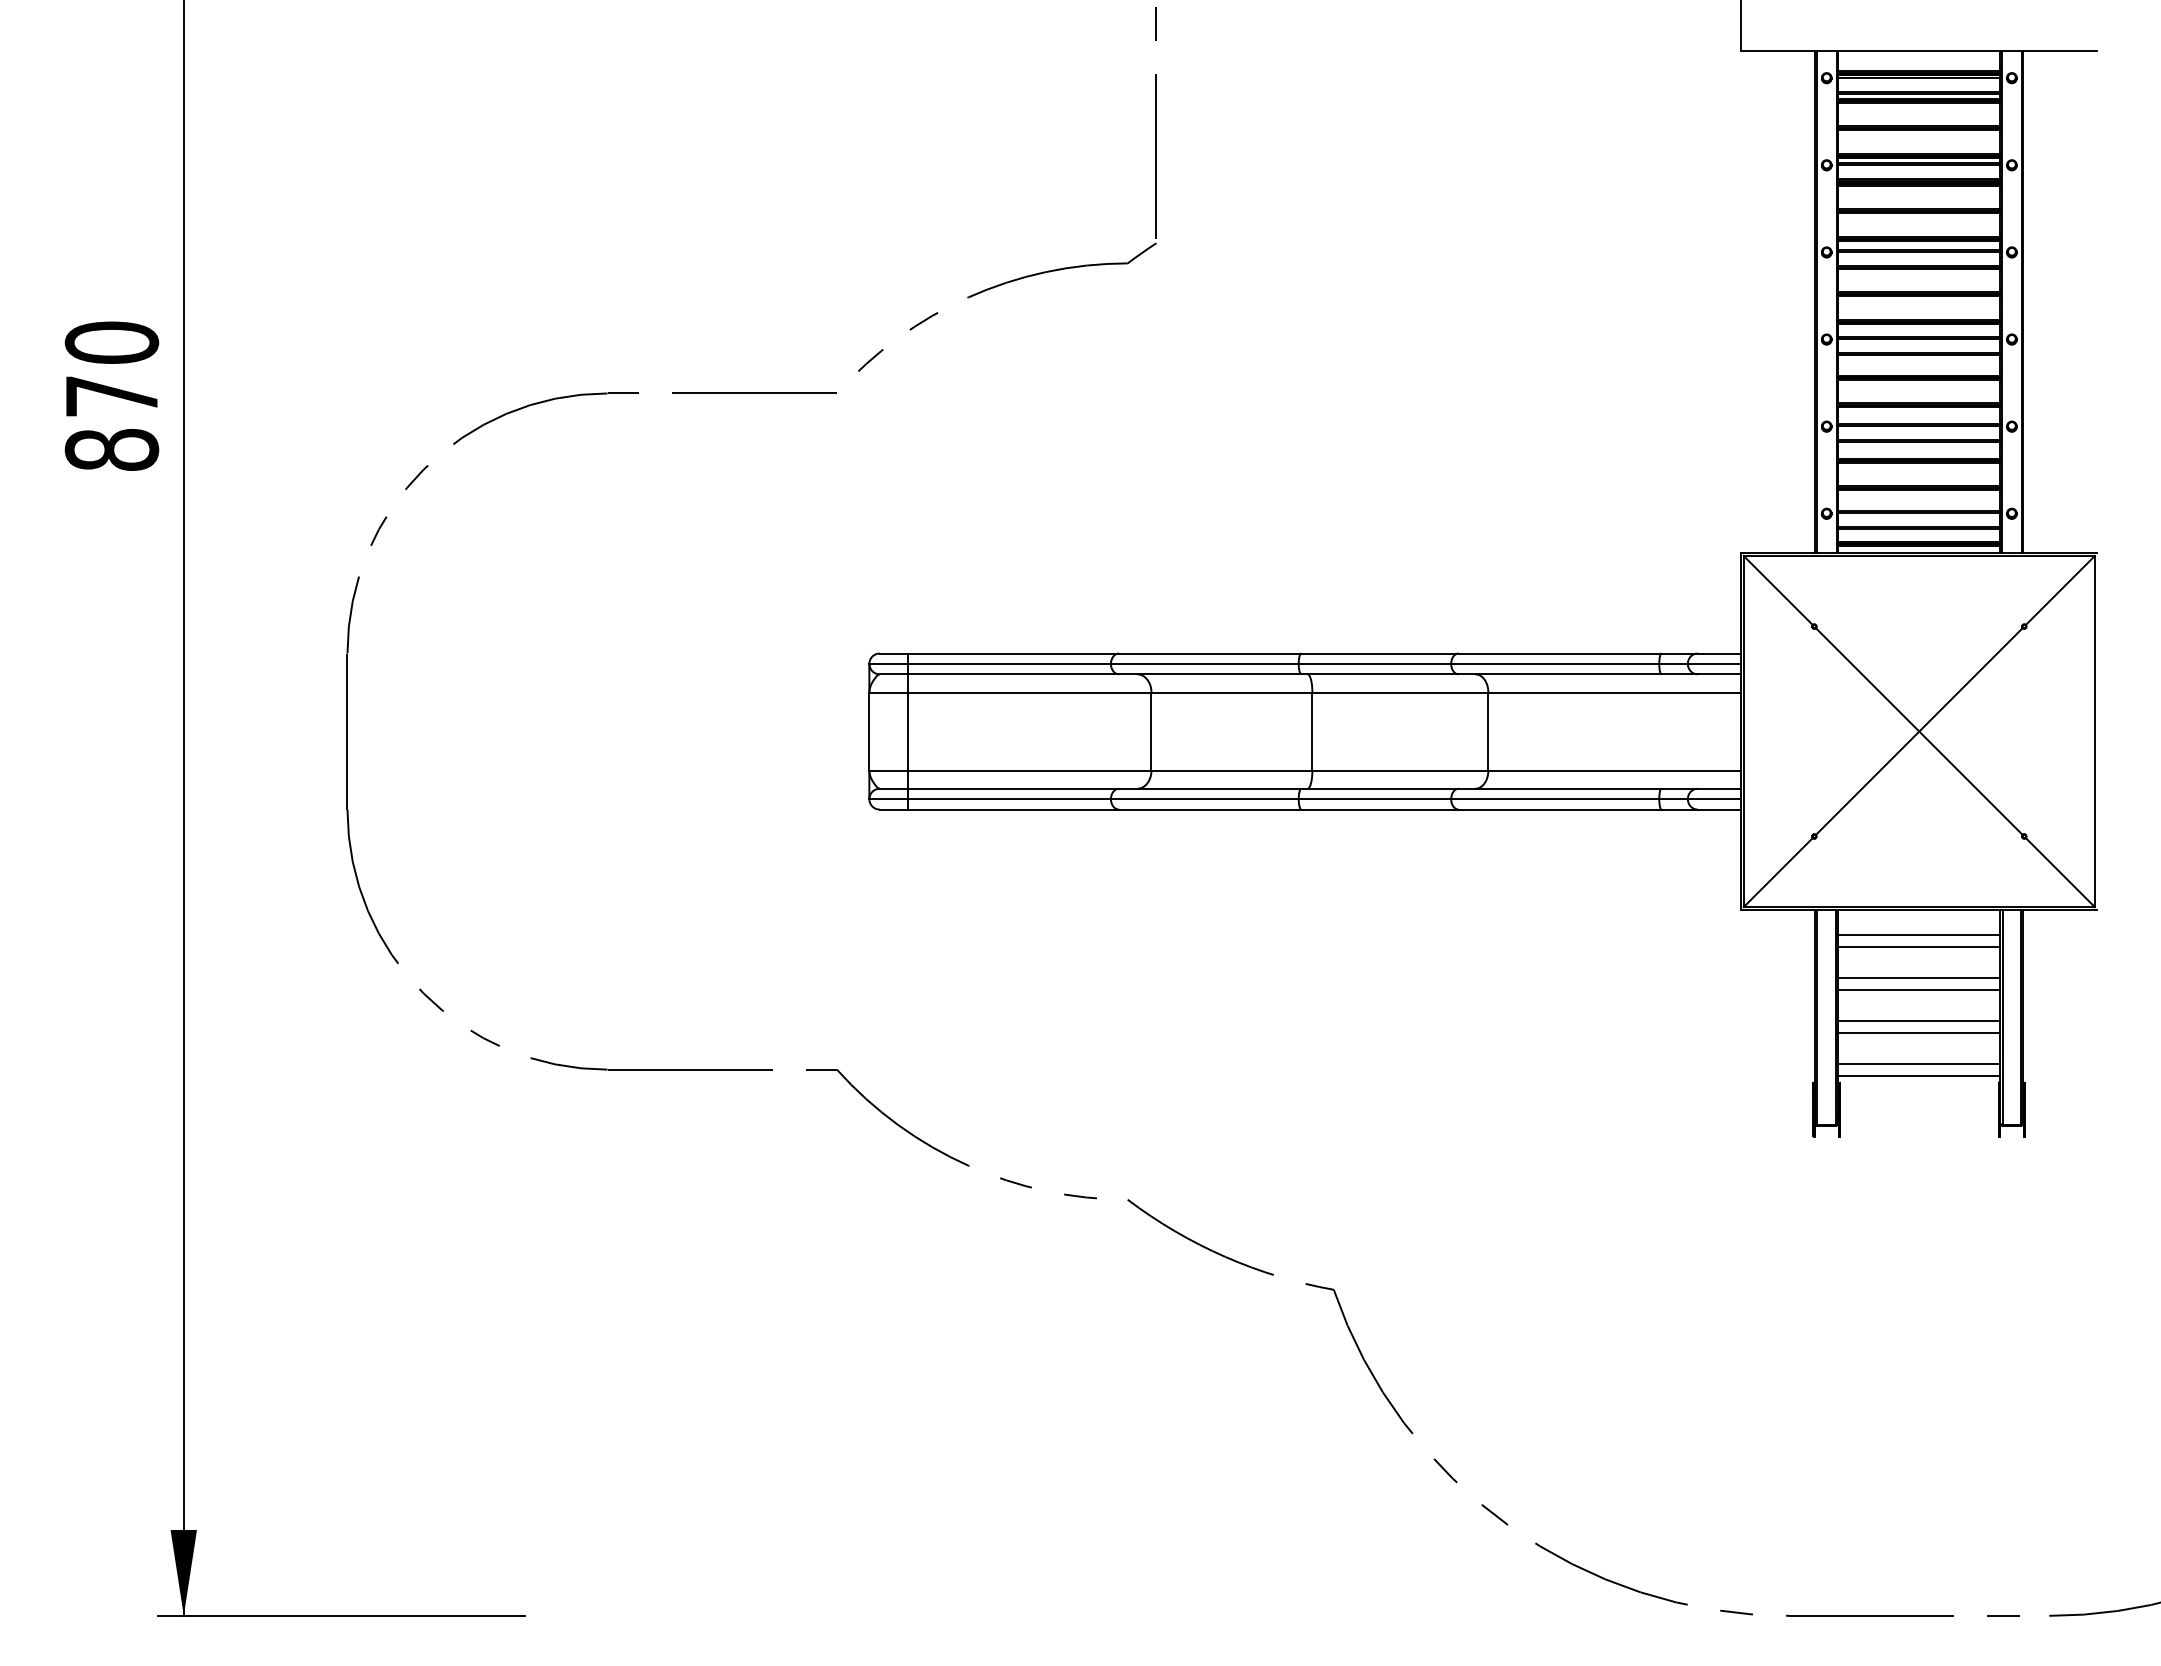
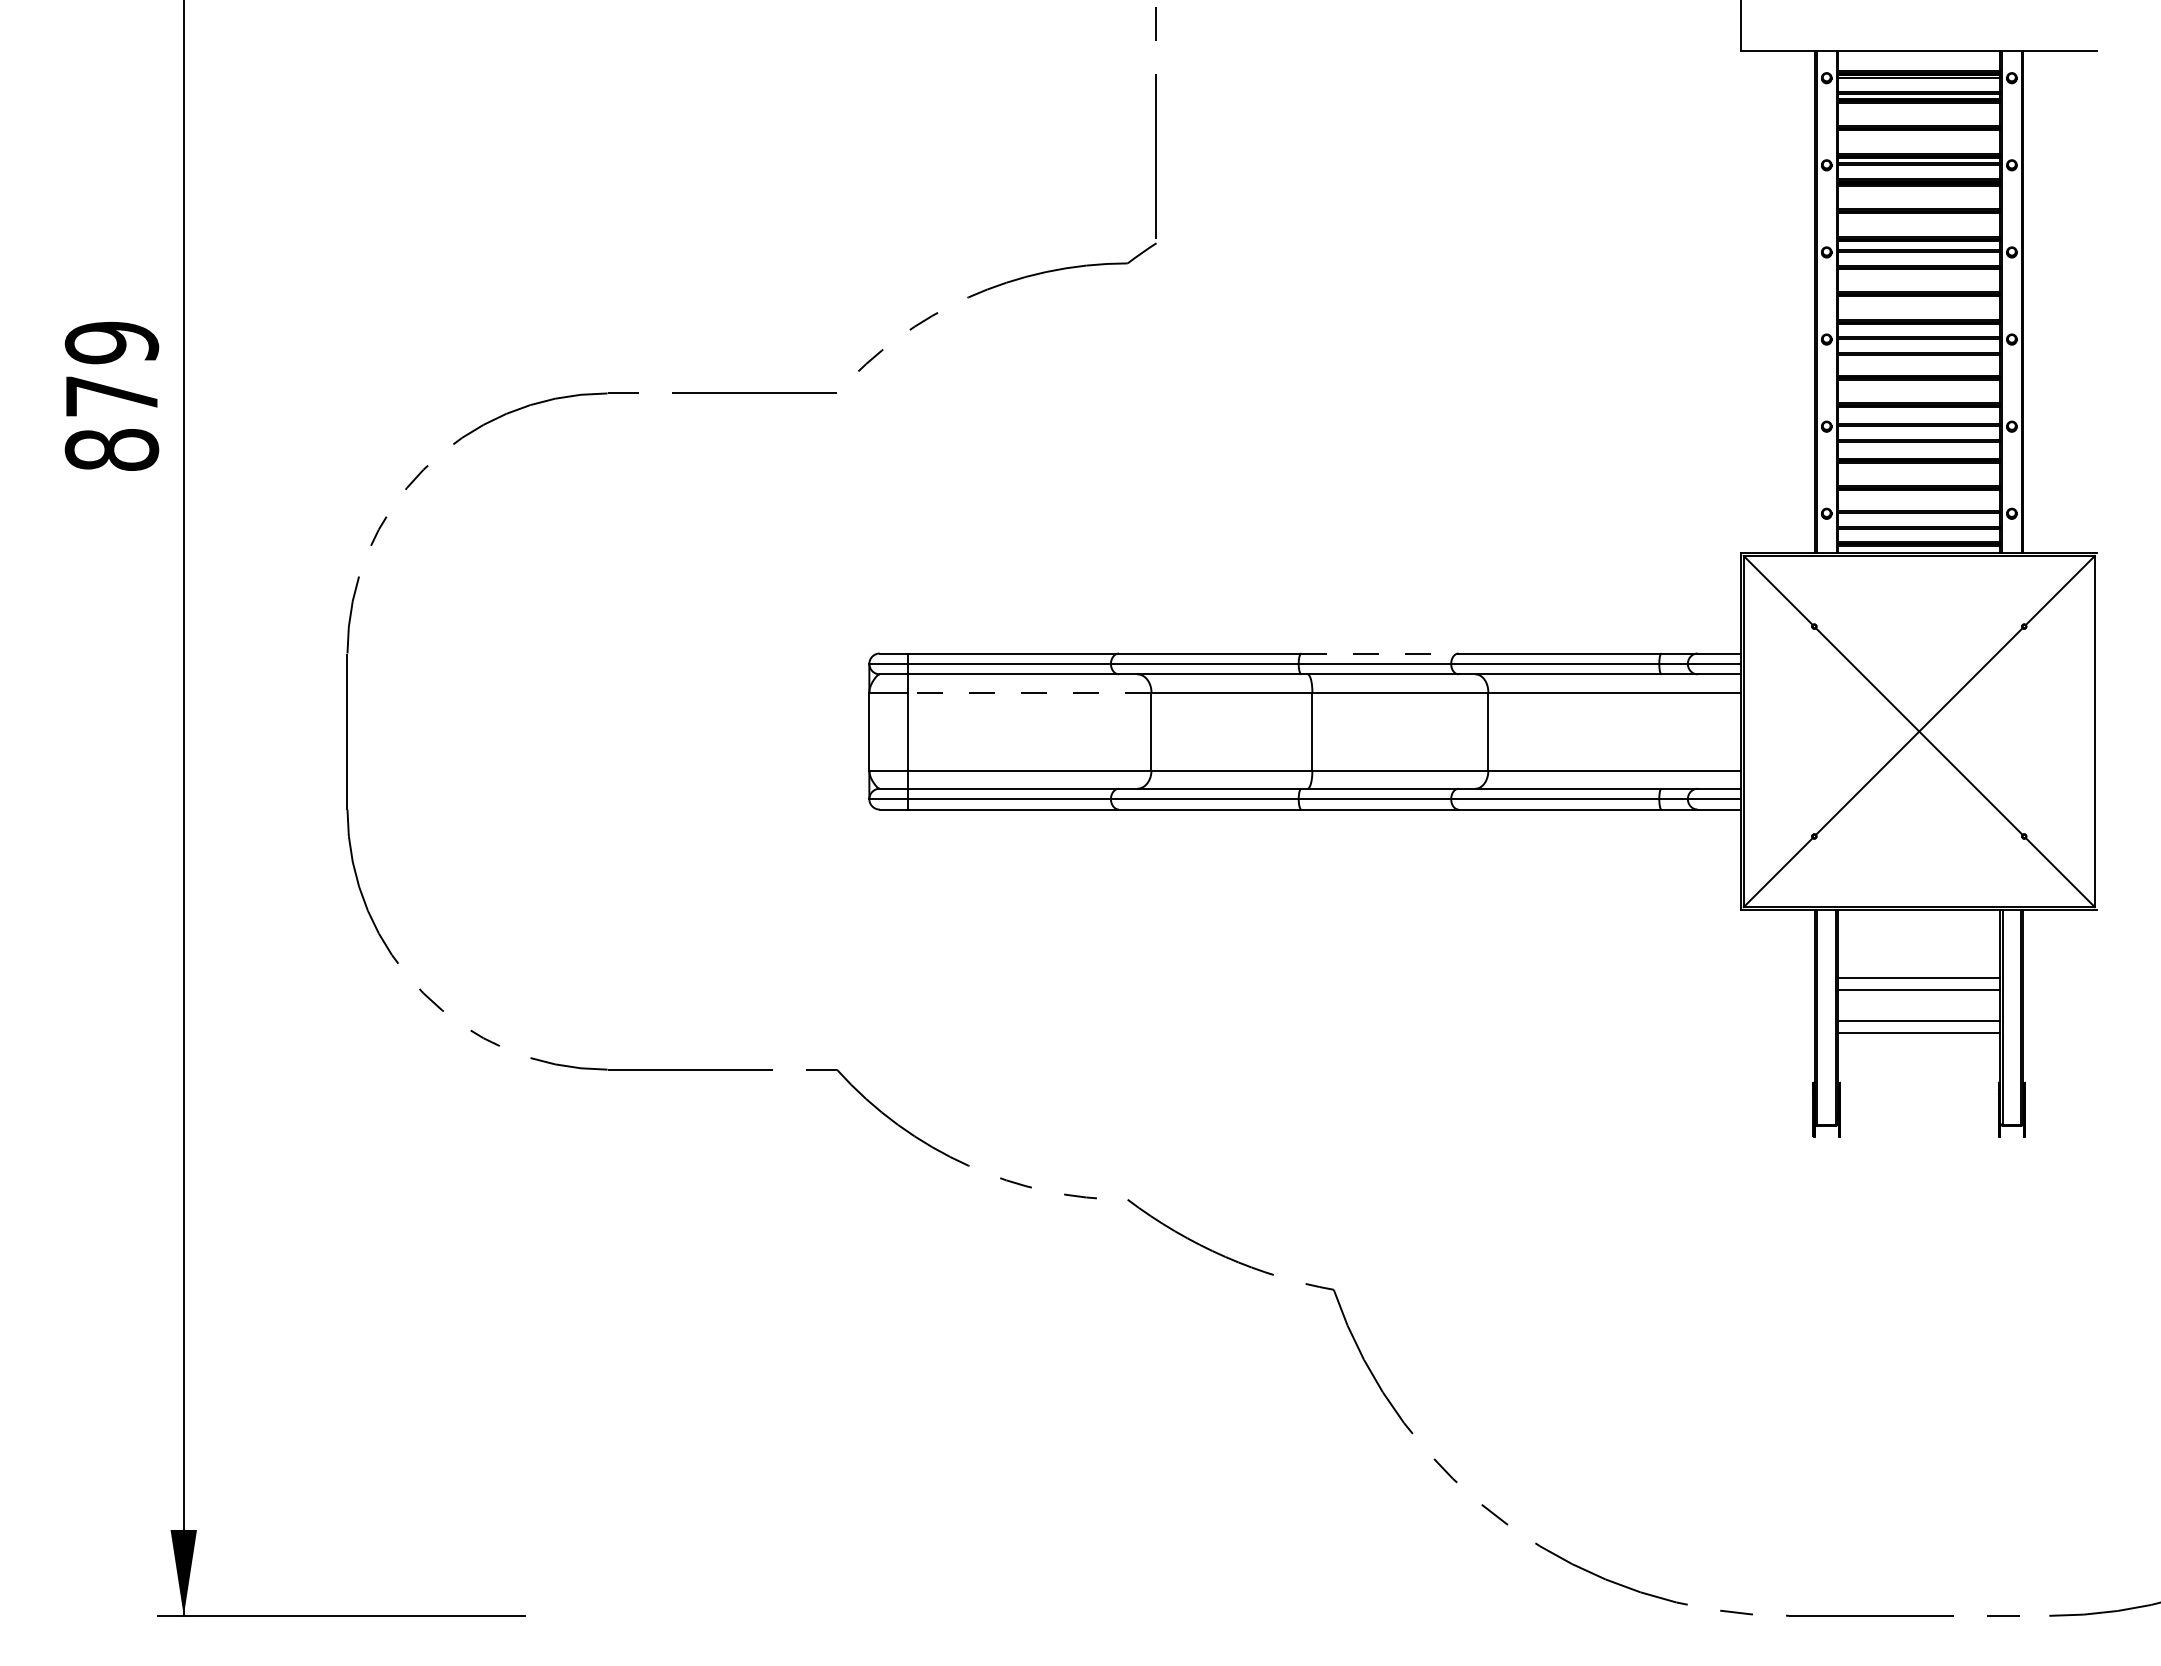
text: 870 -> 879 (112, 342)
line: solid -> dashed (1380, 653)
line: solid -> dashed (1029, 692)
line: present -> none (1919, 935)
line: present -> none (1919, 946)
line: present -> none (1919, 1063)
line: present -> none (1919, 1075)
